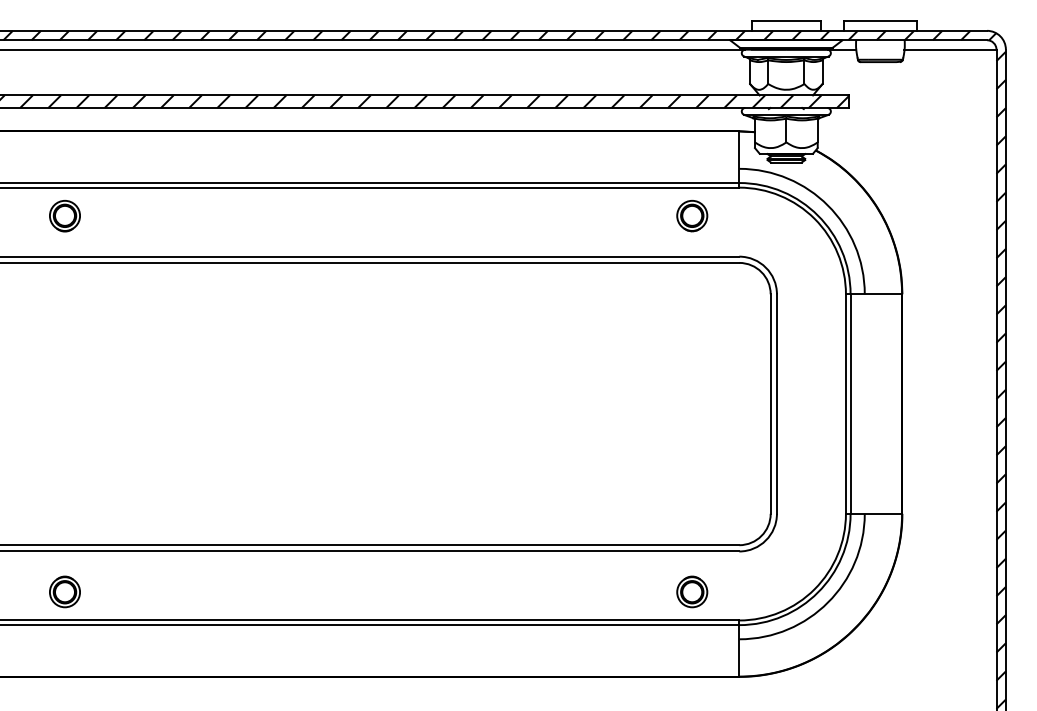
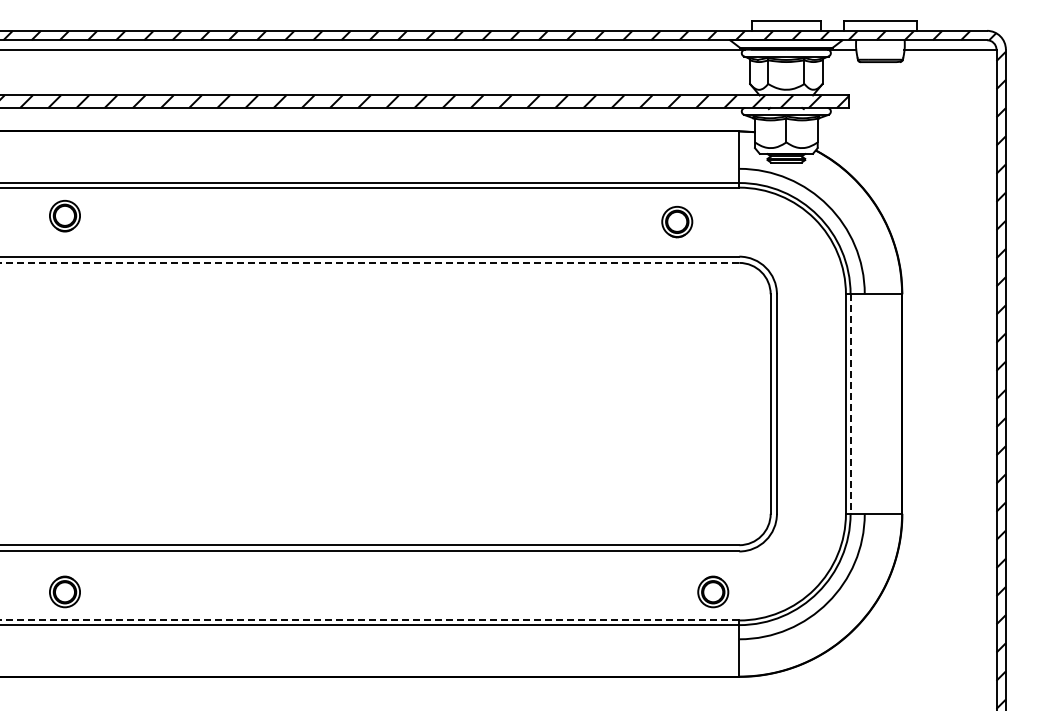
part position: (692, 216) -> (677, 222) (677, 222)
line: solid -> dashed (369, 262)
line: solid -> dashed (850, 404)
part position: (692, 591) -> (713, 591) (713, 591)
line: solid -> dashed (369, 620)
